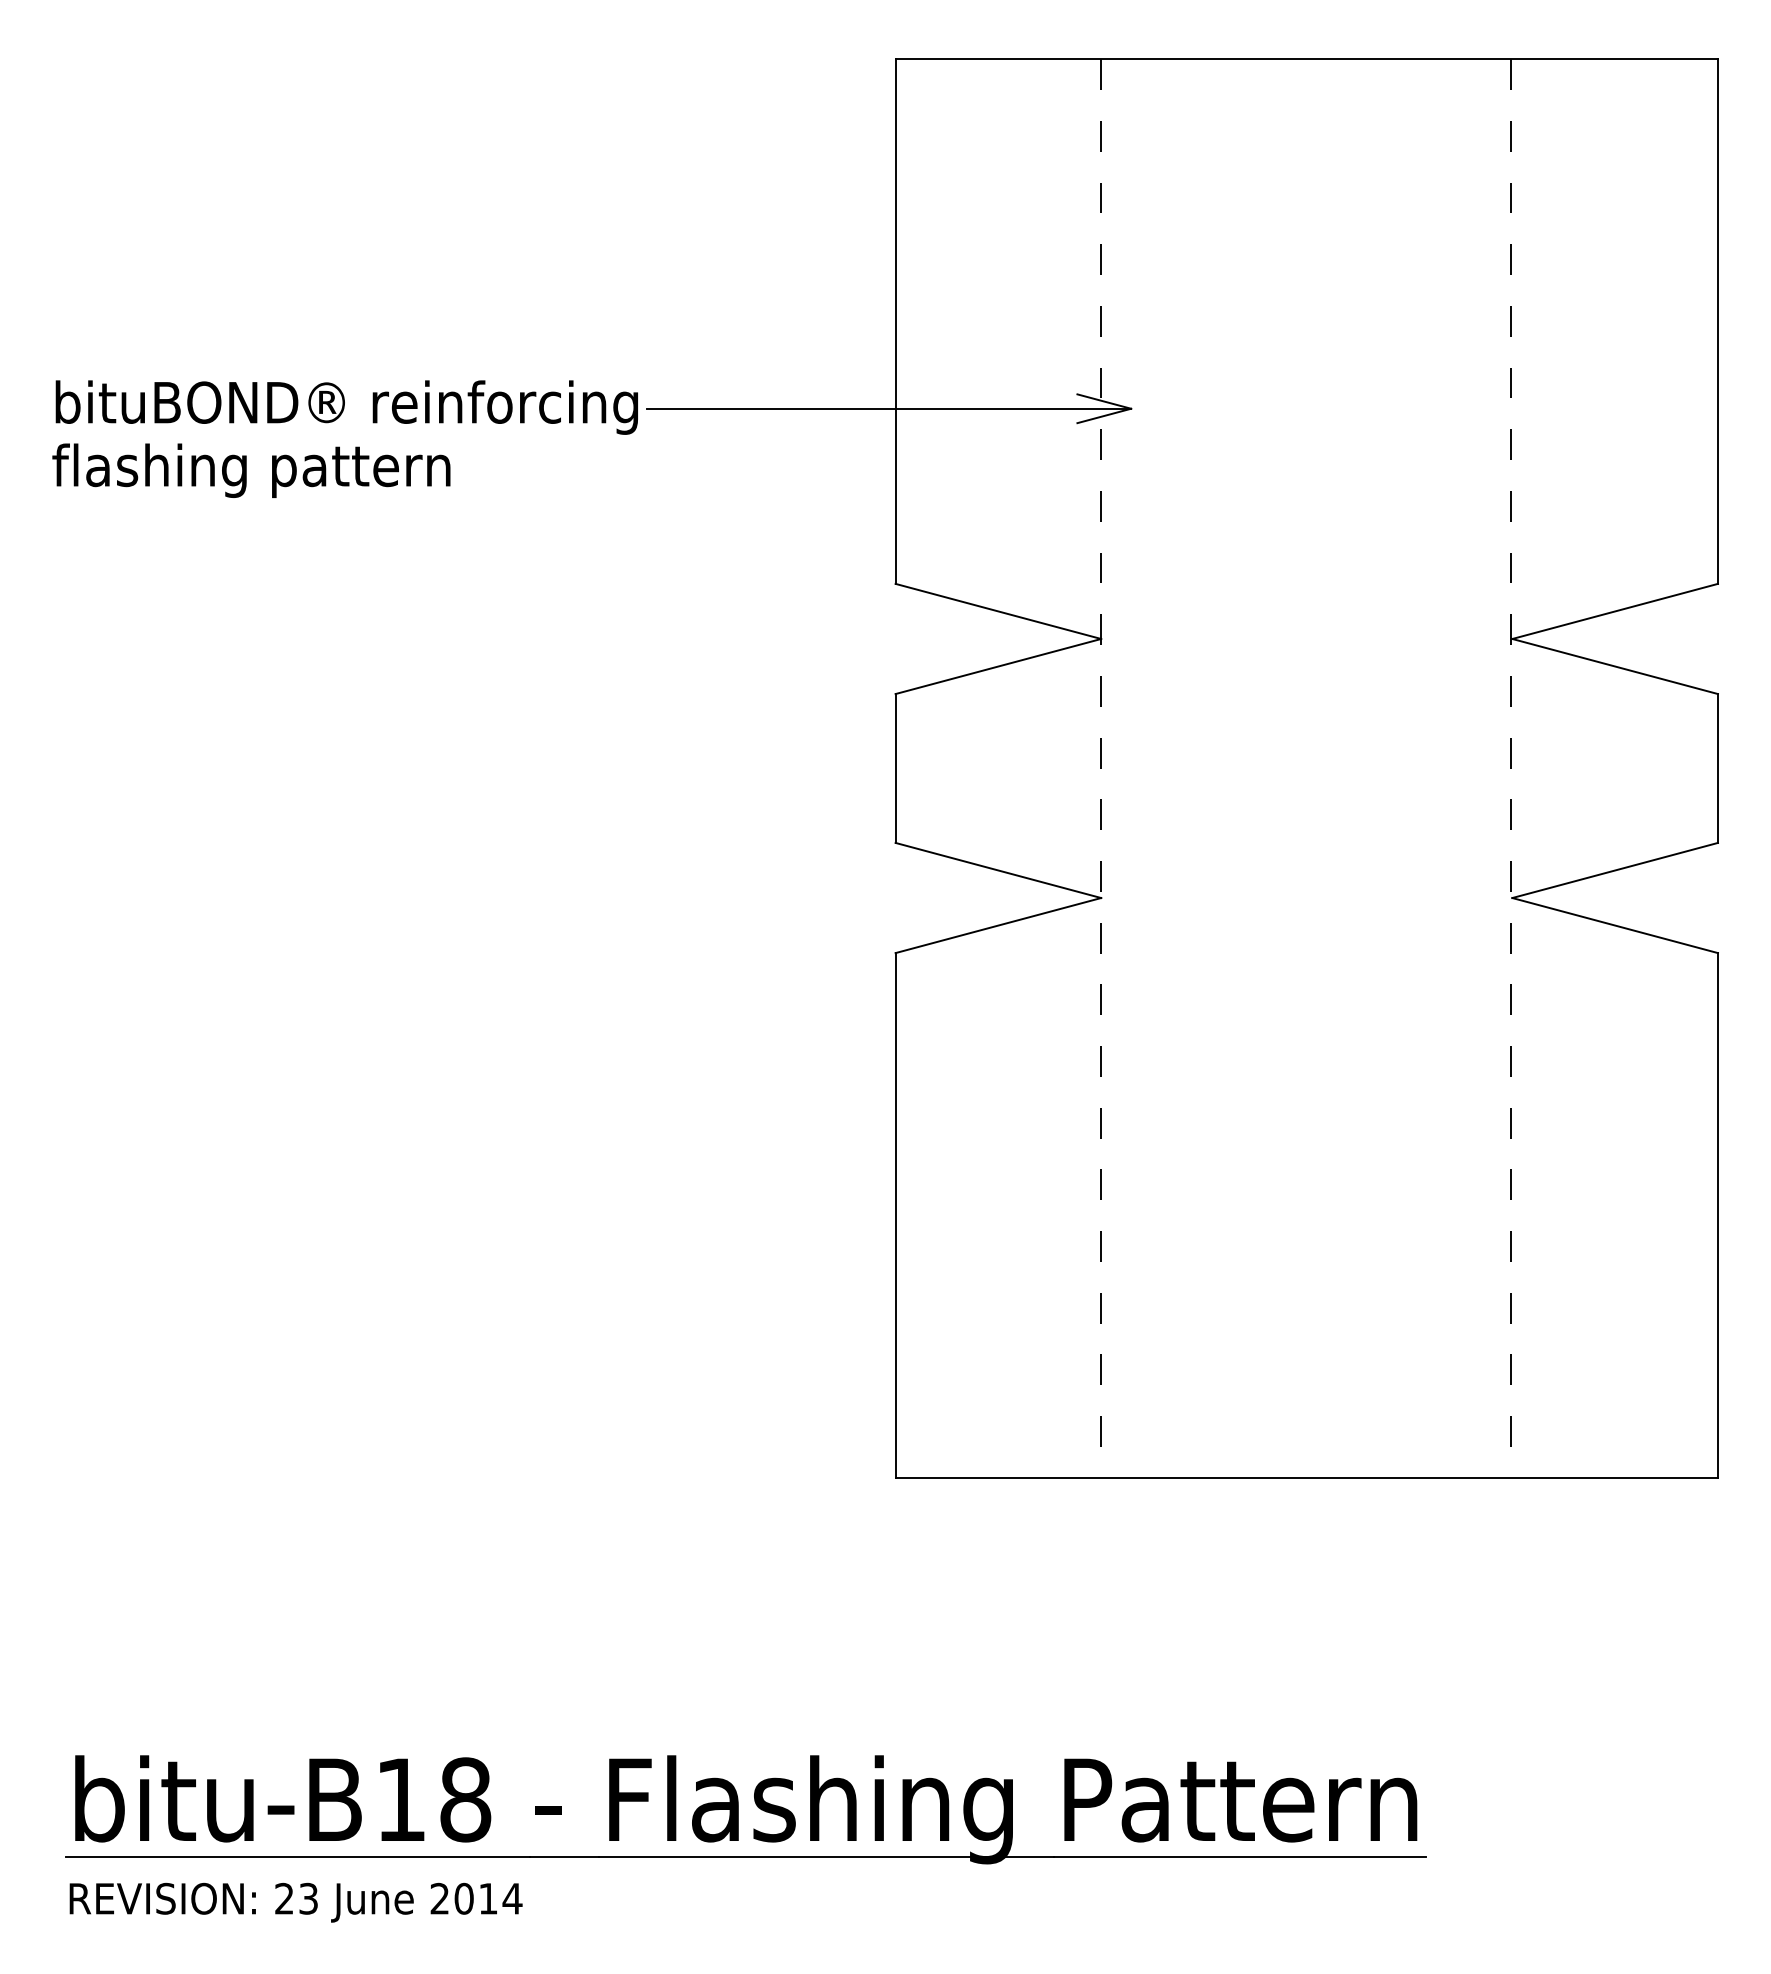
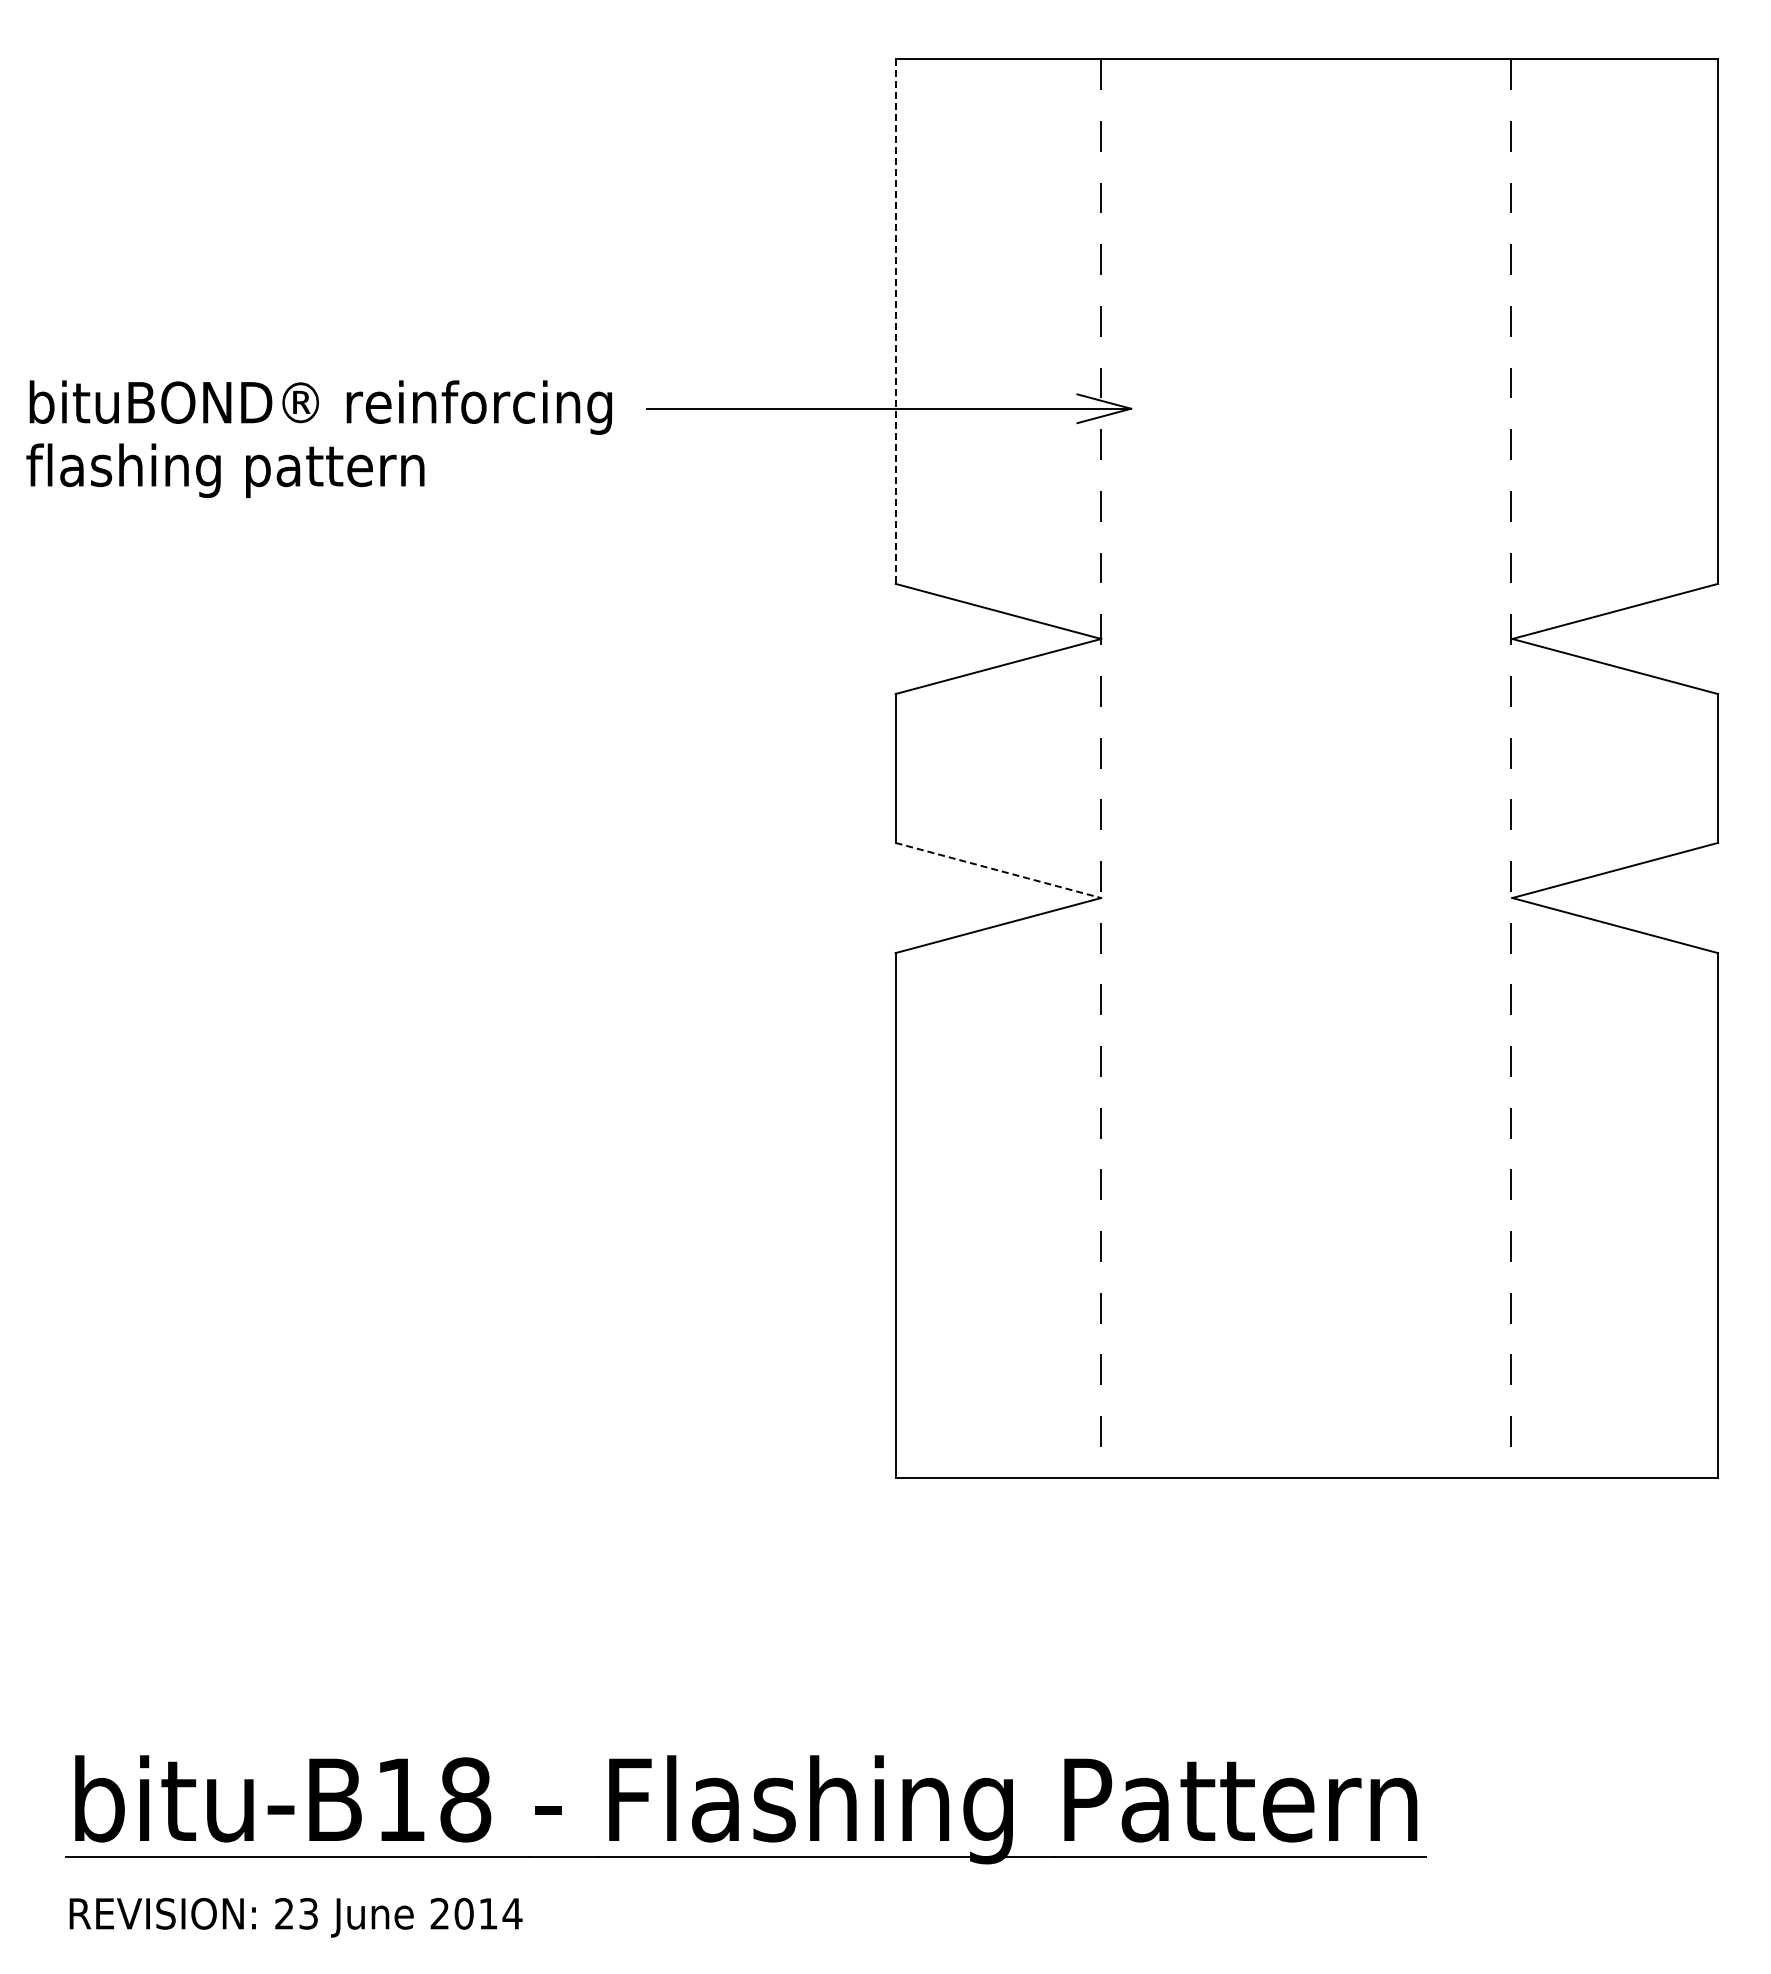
line: solid -> dashed (895, 322)
text position: (344, 438) -> (318, 438) (318, 438)
line: solid -> dashed (998, 870)
text position: (295, 1902) -> (295, 1917) (295, 1917)
